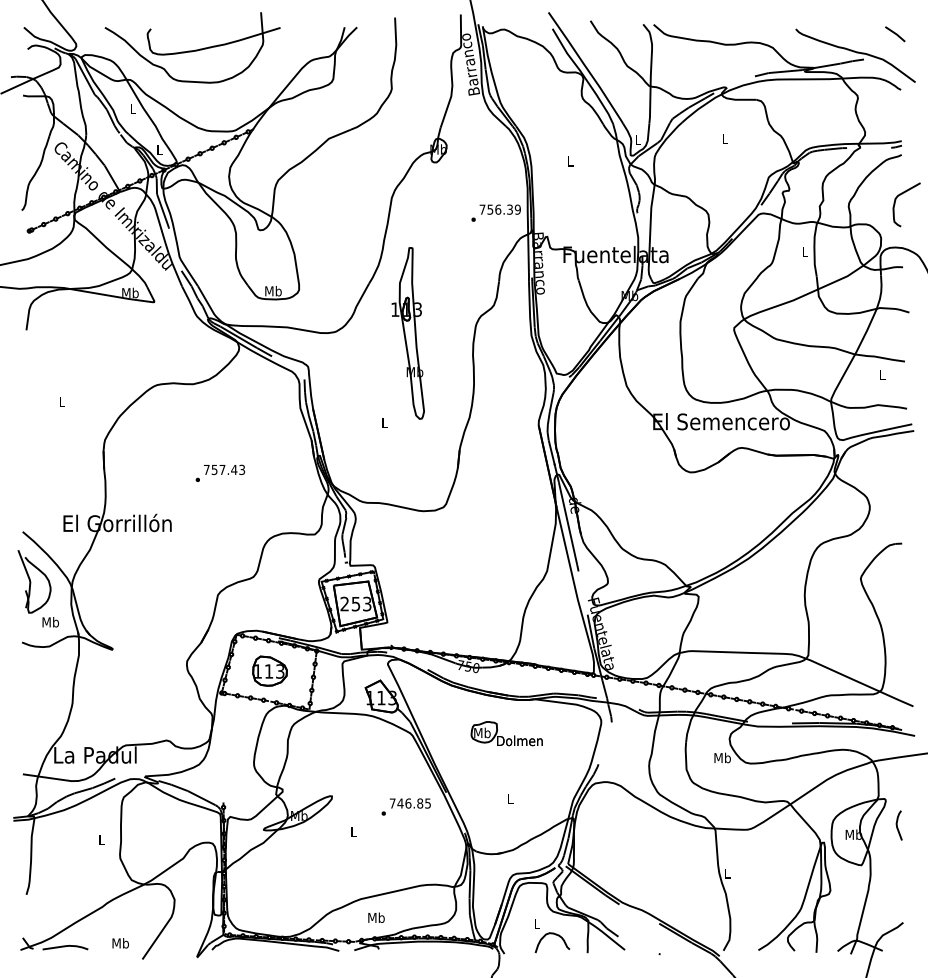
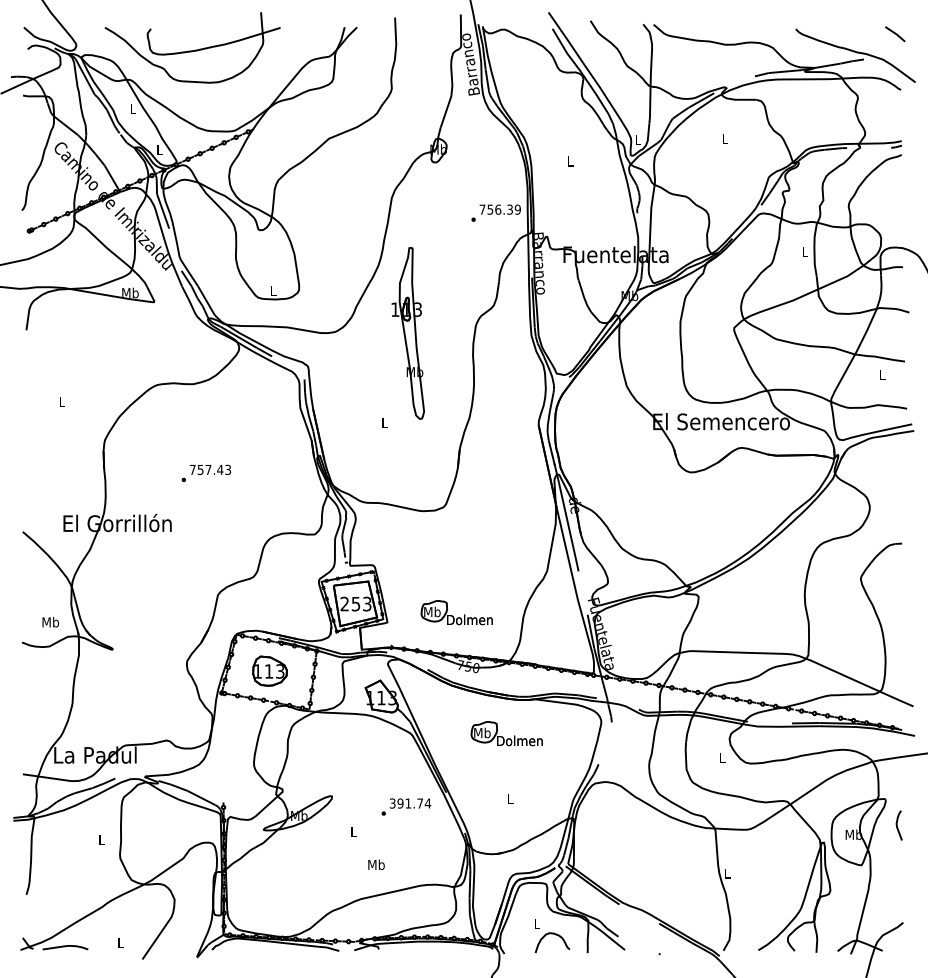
curve: present -> none (902, 194)
text: Mb -> L (273, 291)
text position: (219, 472) -> (205, 472) (205, 472)
part: present -> none (34, 581)
part: none -> present (456, 612)
text: Mb -> L (722, 757)
text: 746.85 -> 391.74 (410, 803)
text position: (376, 917) -> (376, 864) (376, 864)
text: Mb -> L (120, 943)
